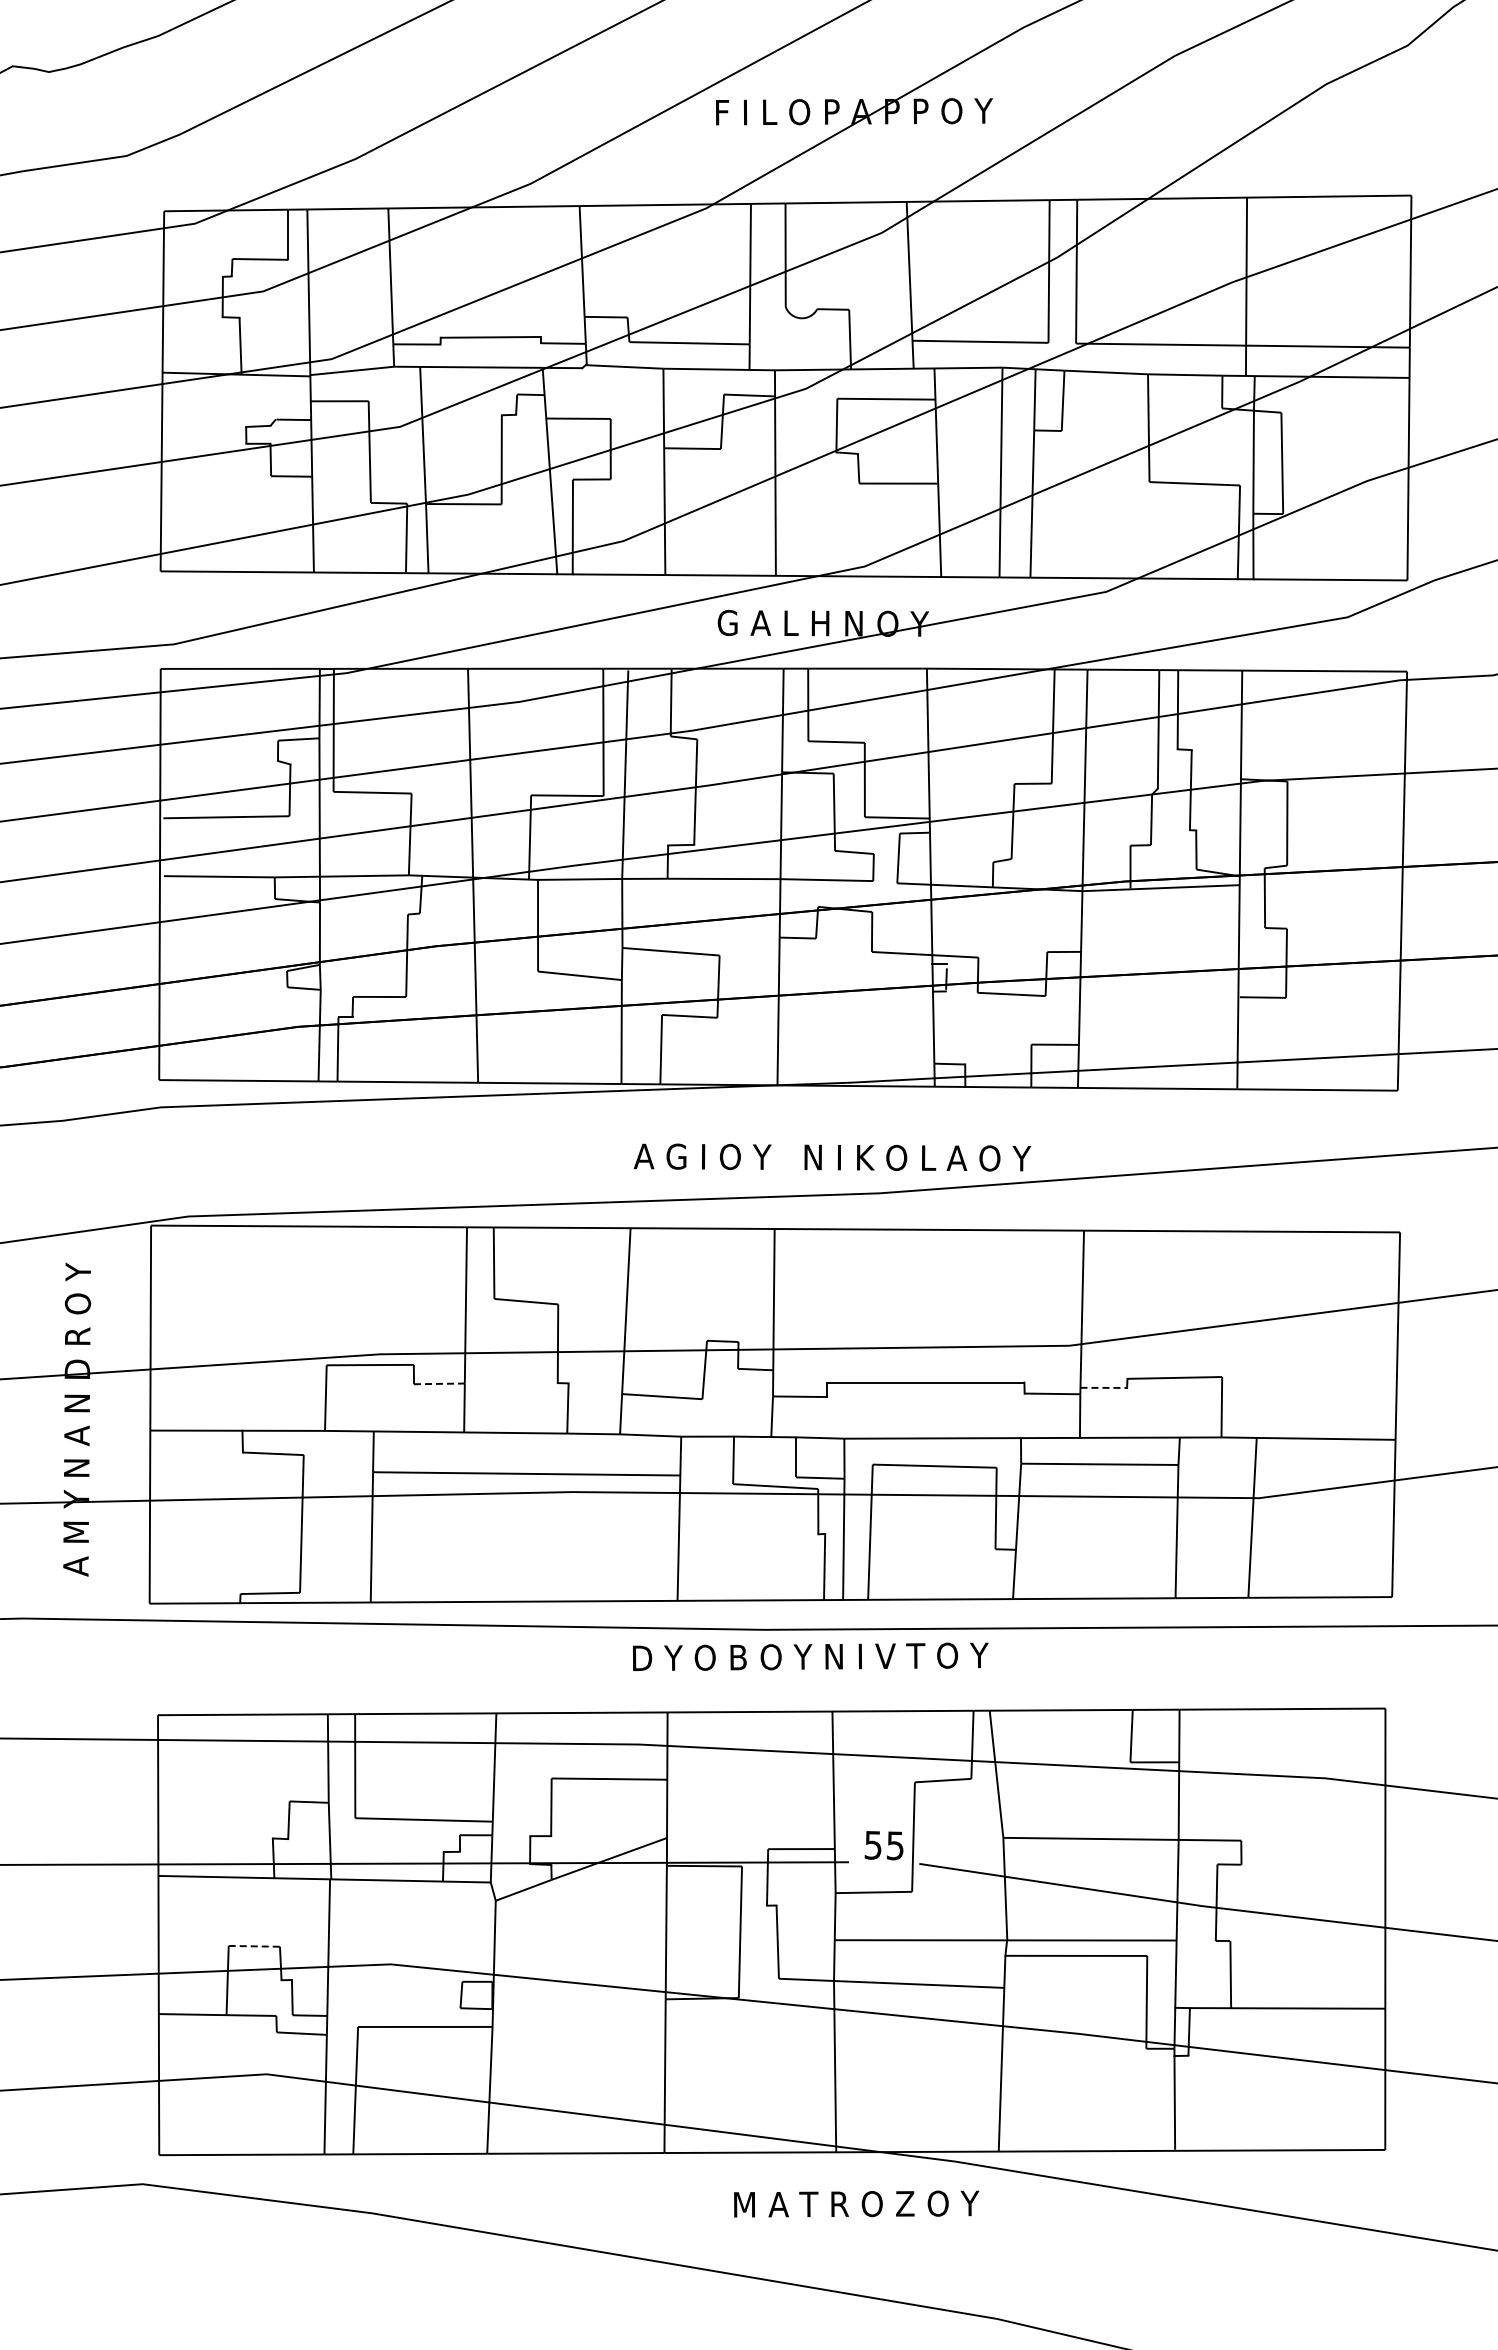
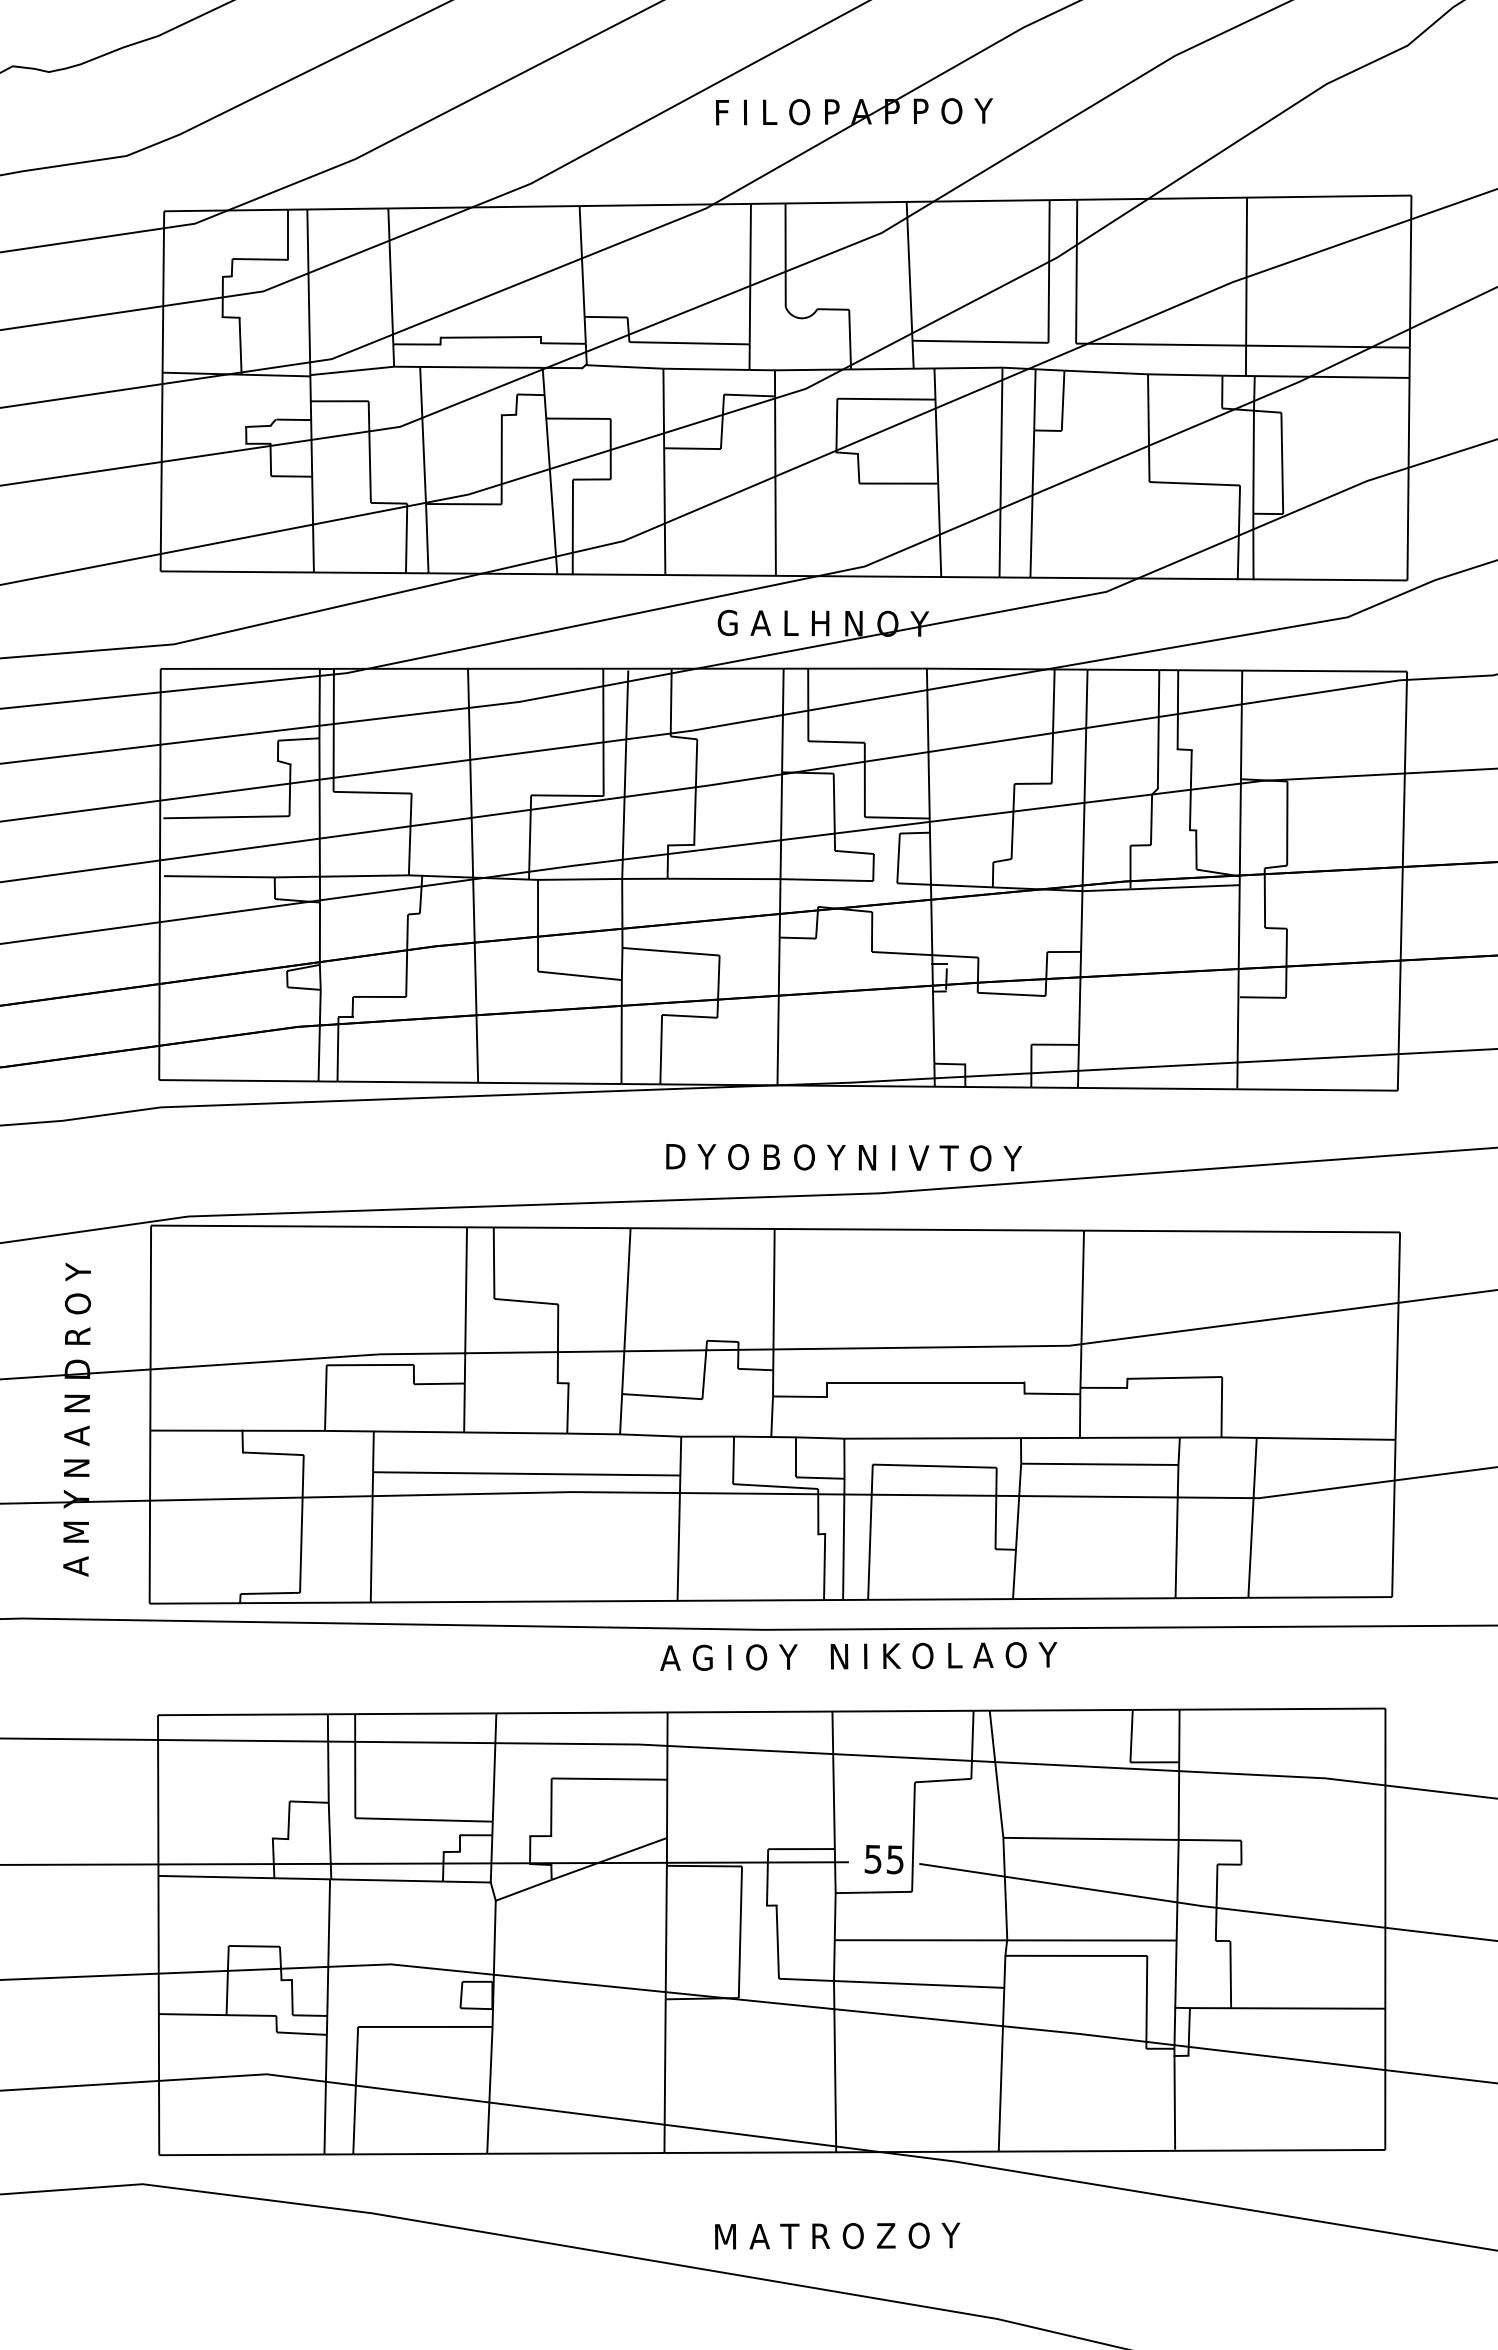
text: A G I O Y   N I K O L A O Y -> D Y O B O Y N I V T O Y (832, 1157)
line: dashed -> solid (440, 1383)
line: dashed -> solid (1104, 1387)
text: D Y O B O Y N I V T O Y -> A G I O Y   N I K O L A O Y (844, 1656)
text position: (883, 1845) -> (883, 1859) (883, 1859)
line: dashed -> solid (254, 1946)
text position: (856, 2203) -> (837, 2235) (837, 2235)
